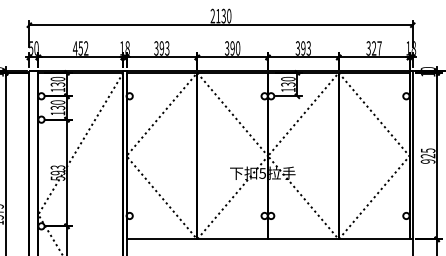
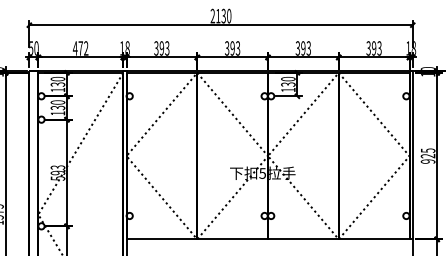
text: 452 -> 472 (80, 48)
text: 390 -> 393 (237, 48)
text: 327 -> 393 (376, 48)
